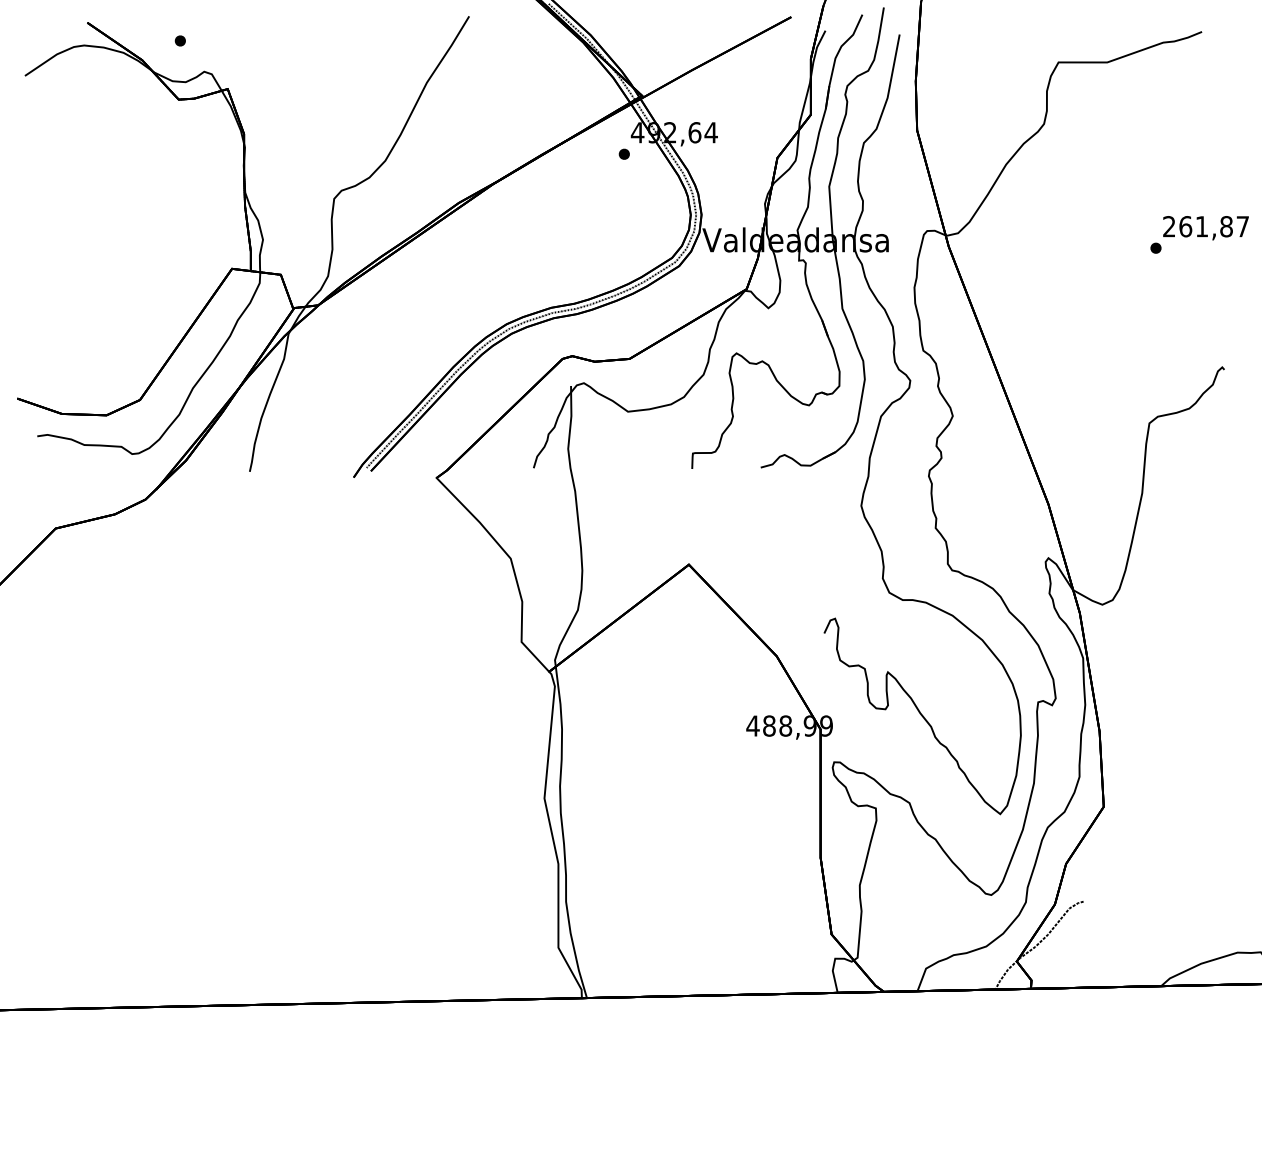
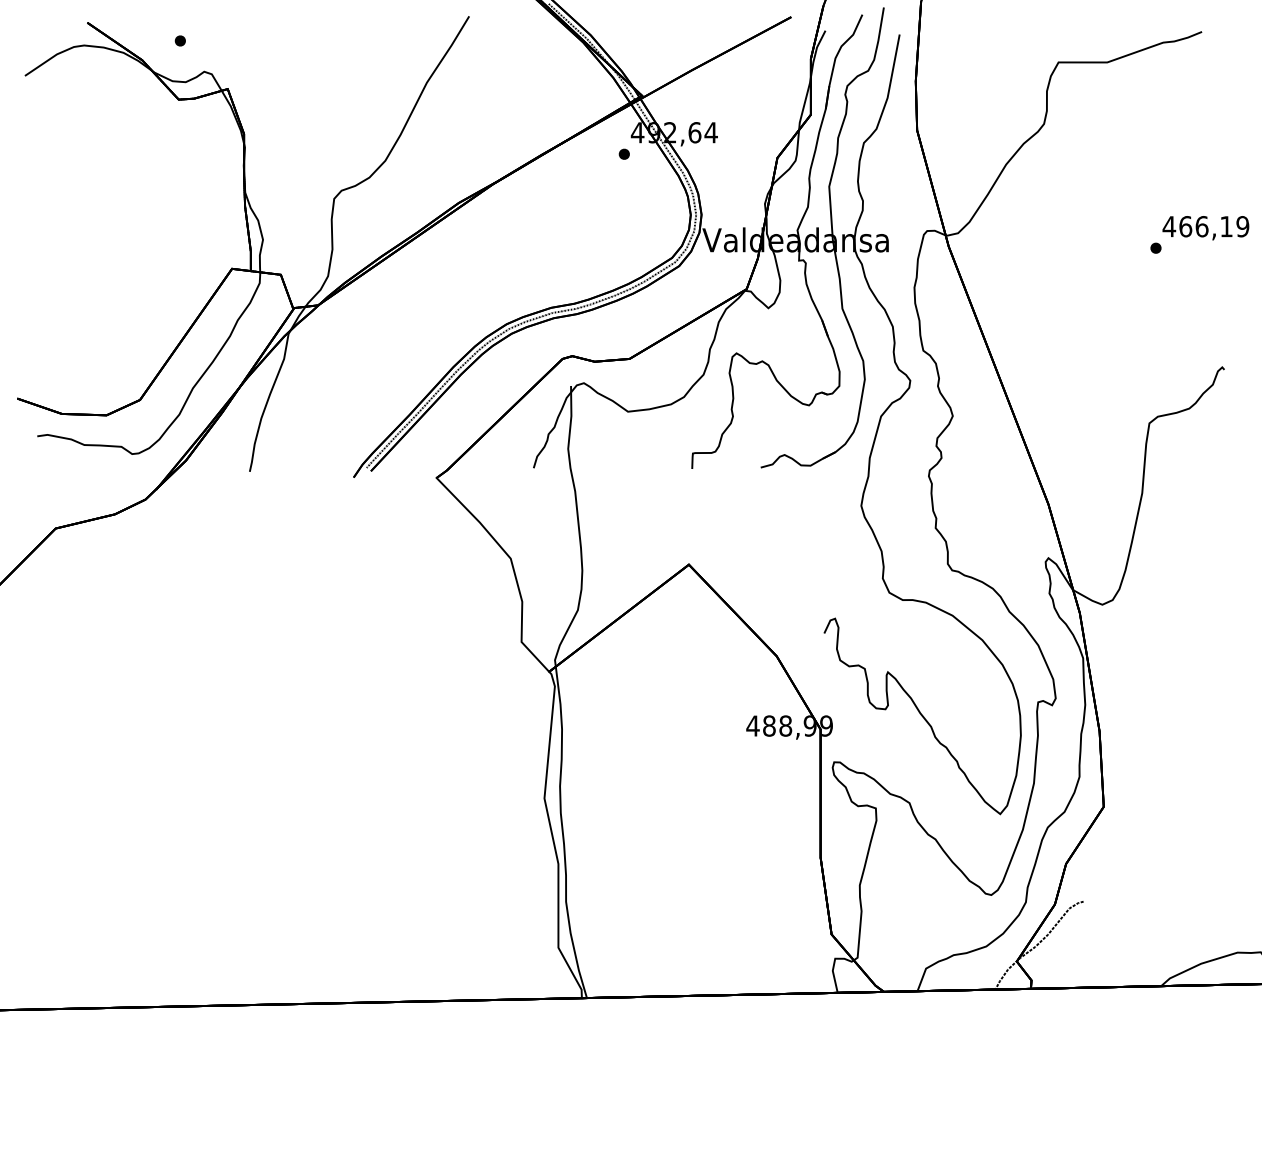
text: 261,87 -> 466,19 (1205, 226)
